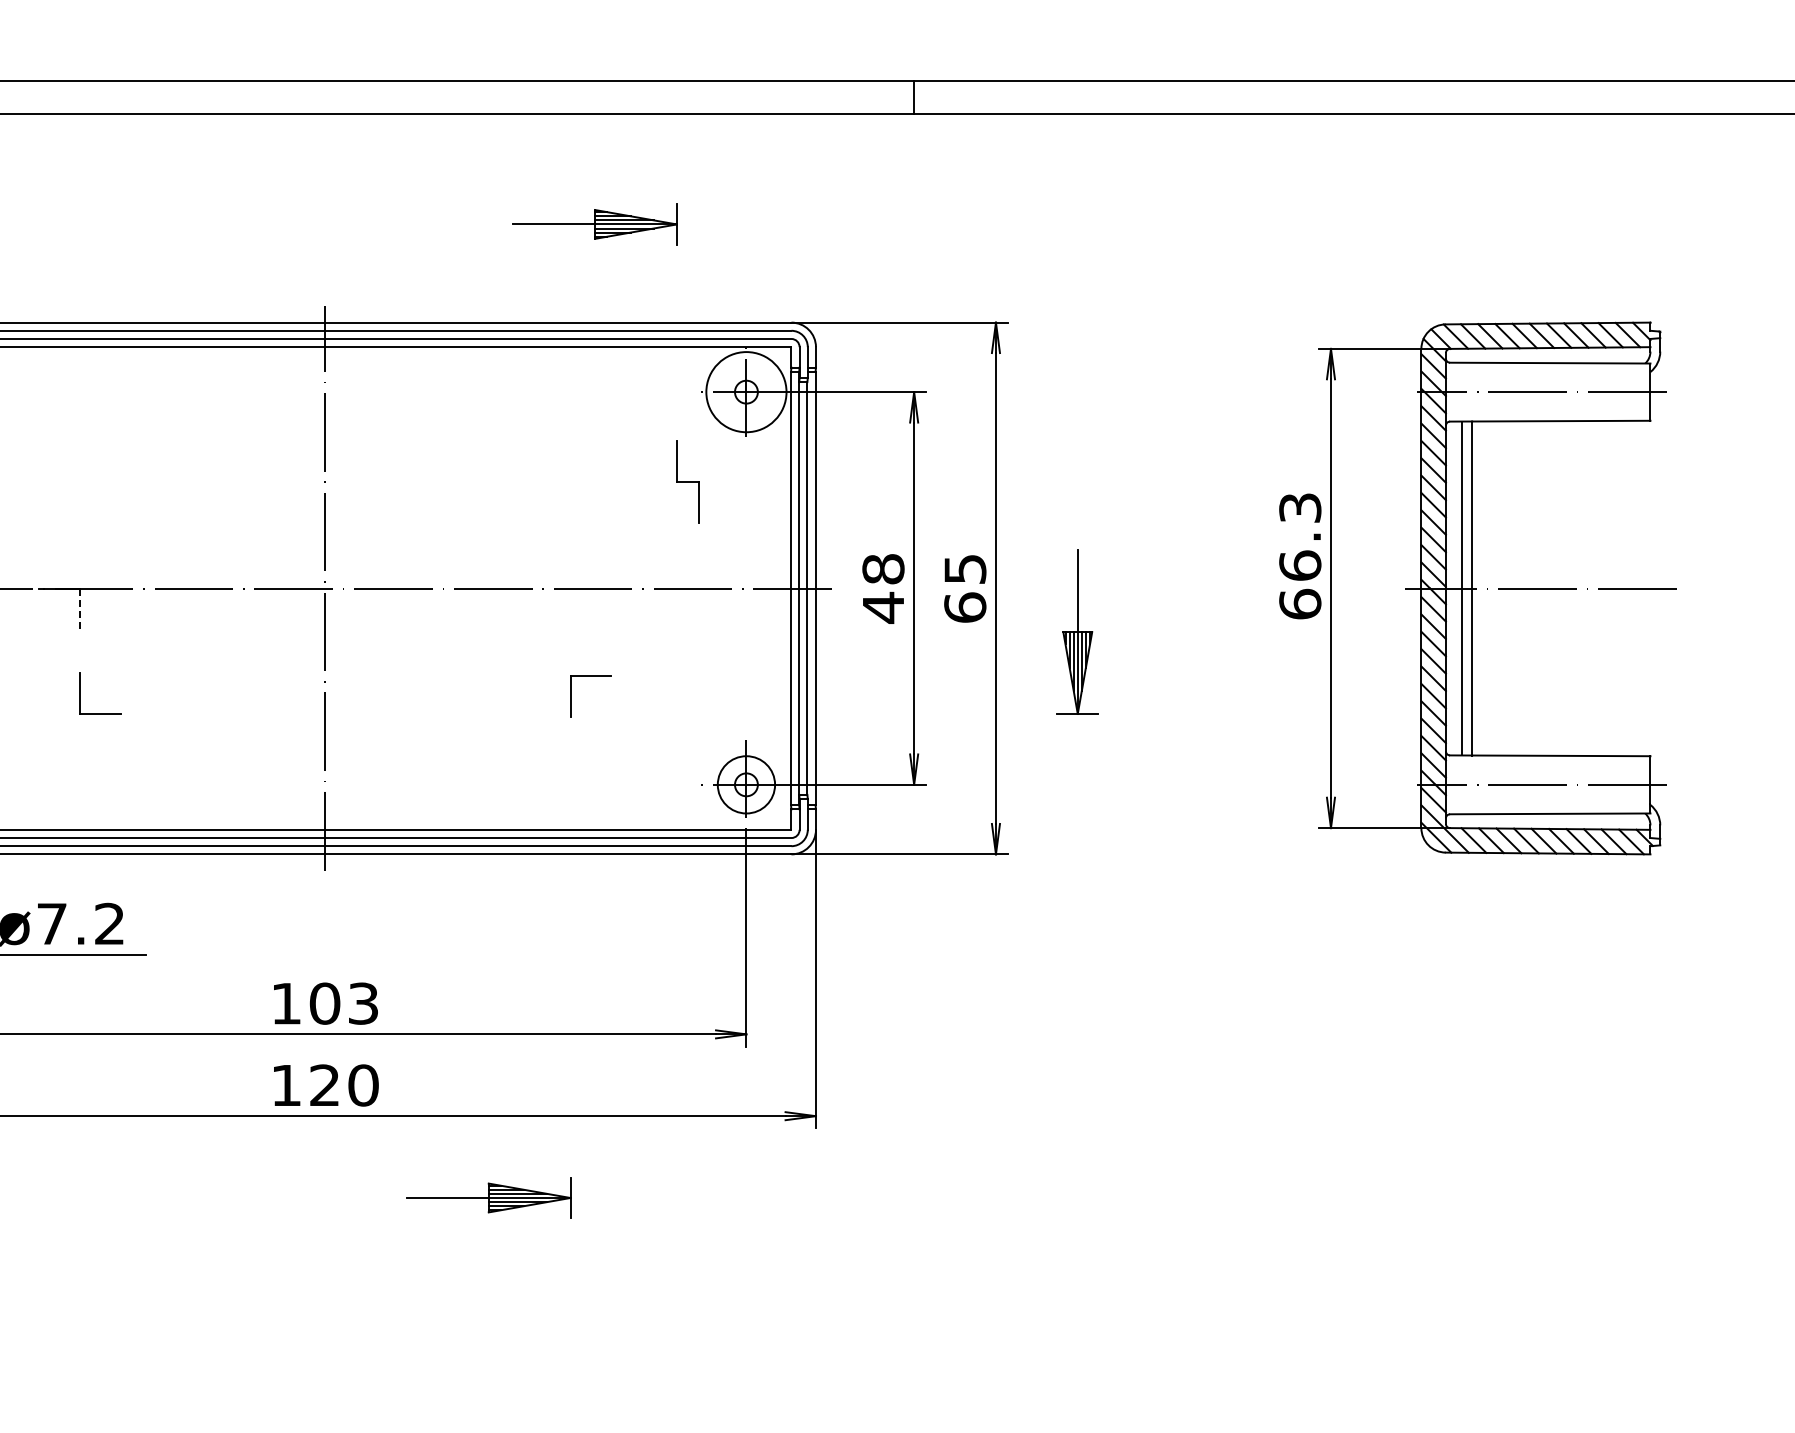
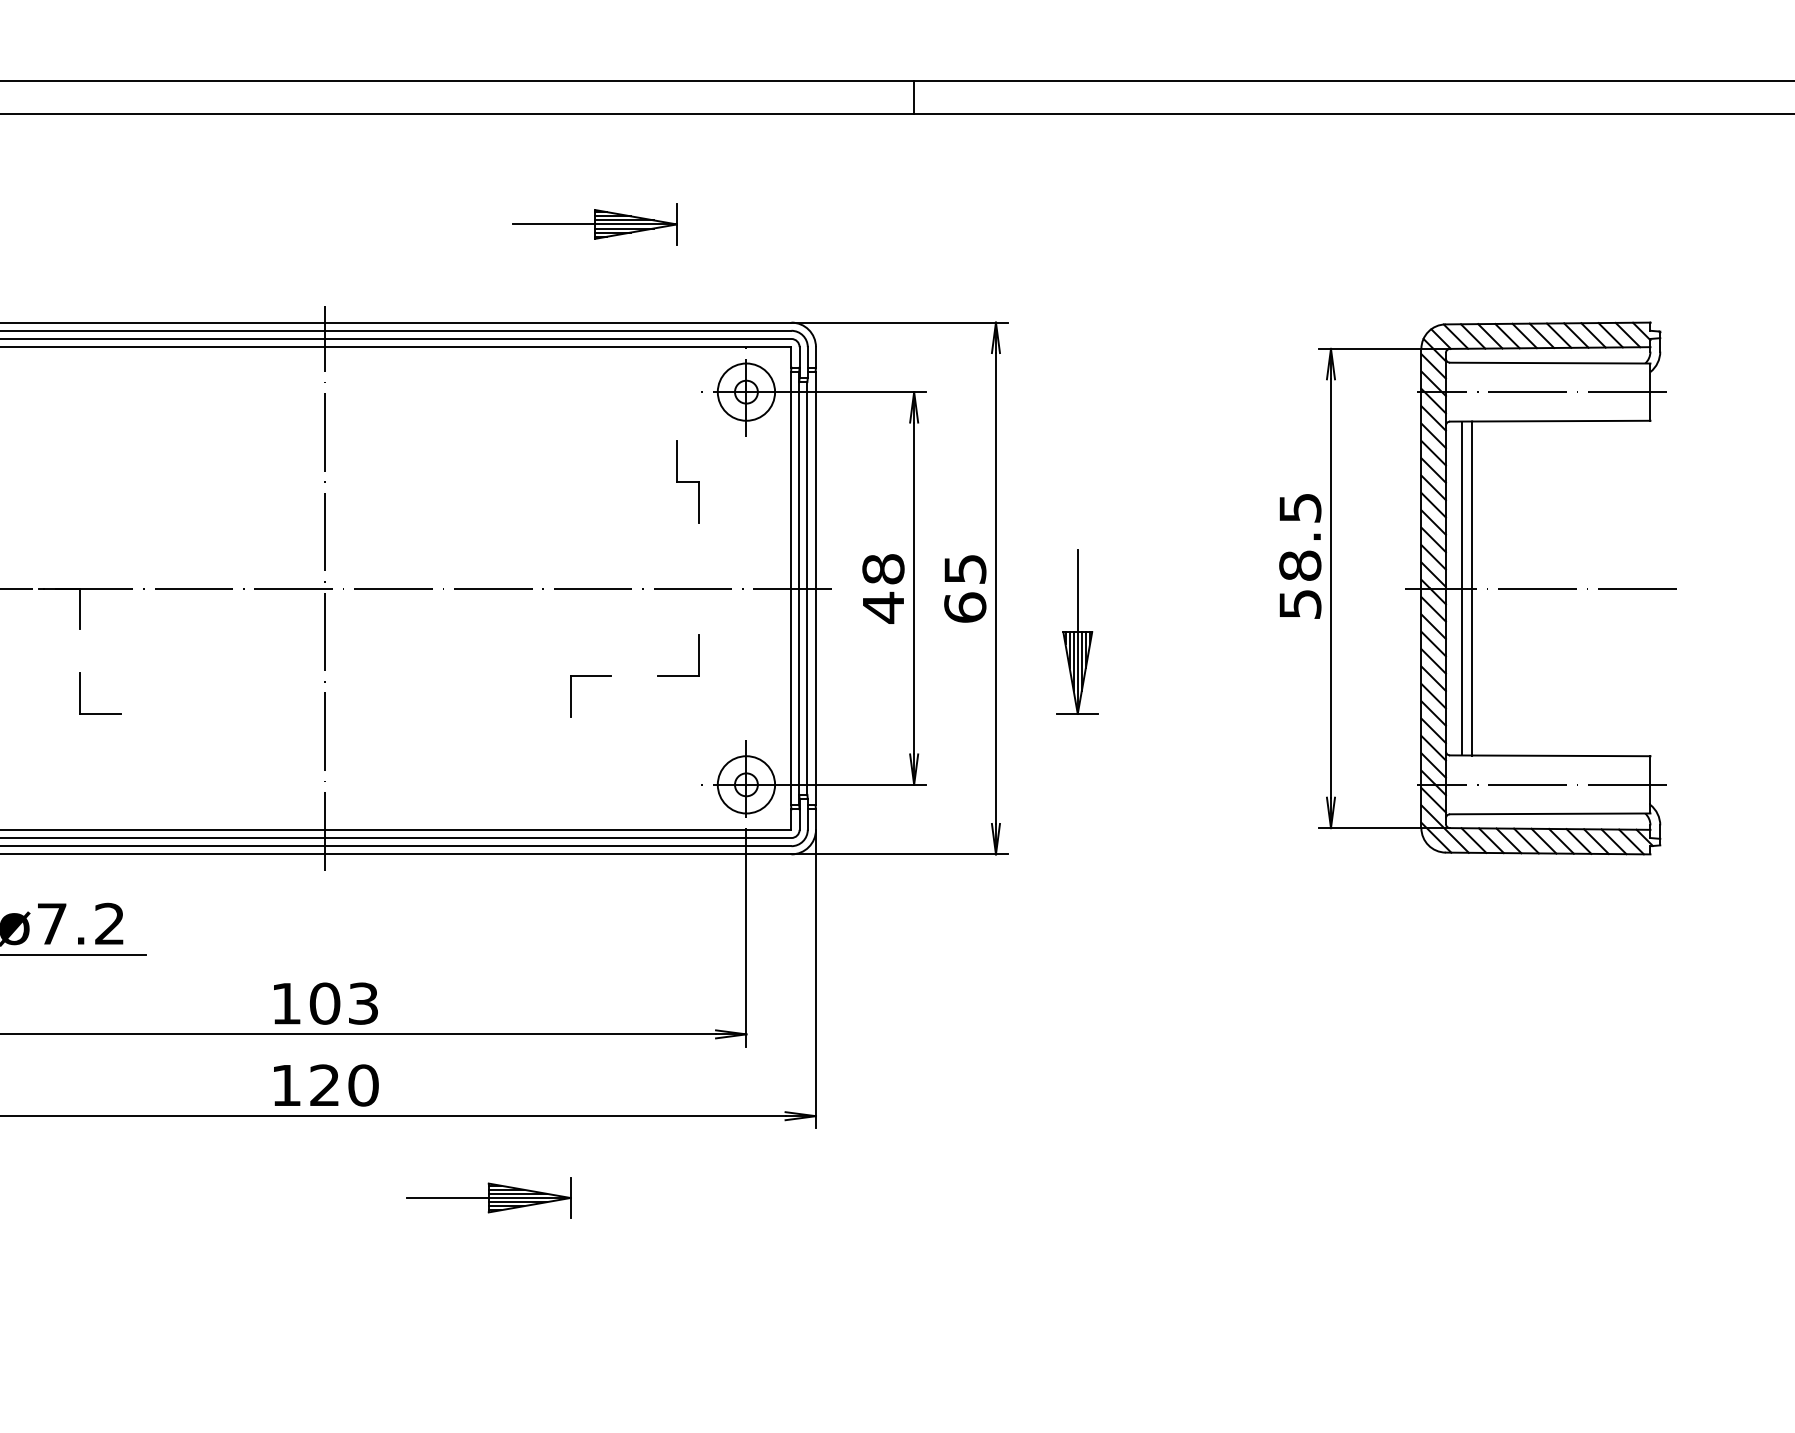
circle diameter: 80 px -> 57 px (746, 391)
text: 66.3 -> 58.5 (1300, 556)
line: dashed -> solid (79, 608)
part: none -> present (698, 655)
